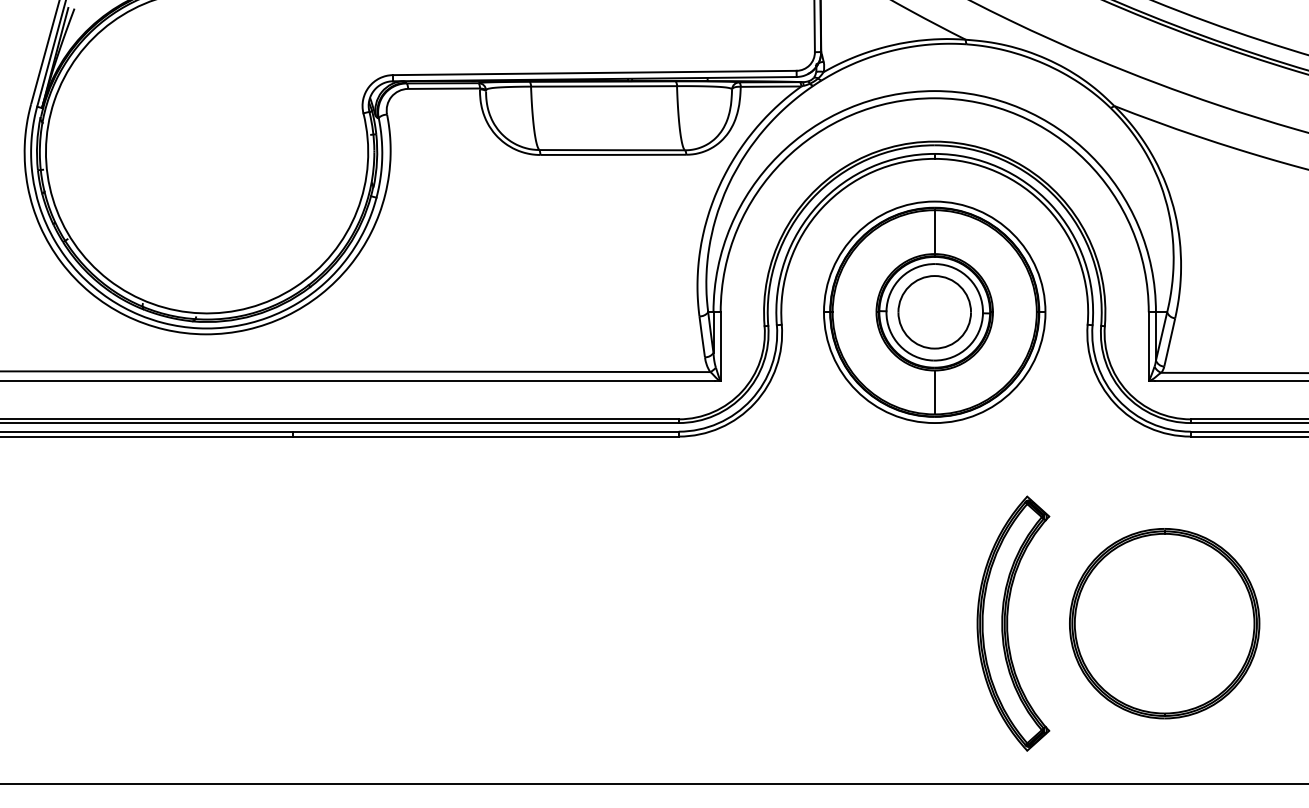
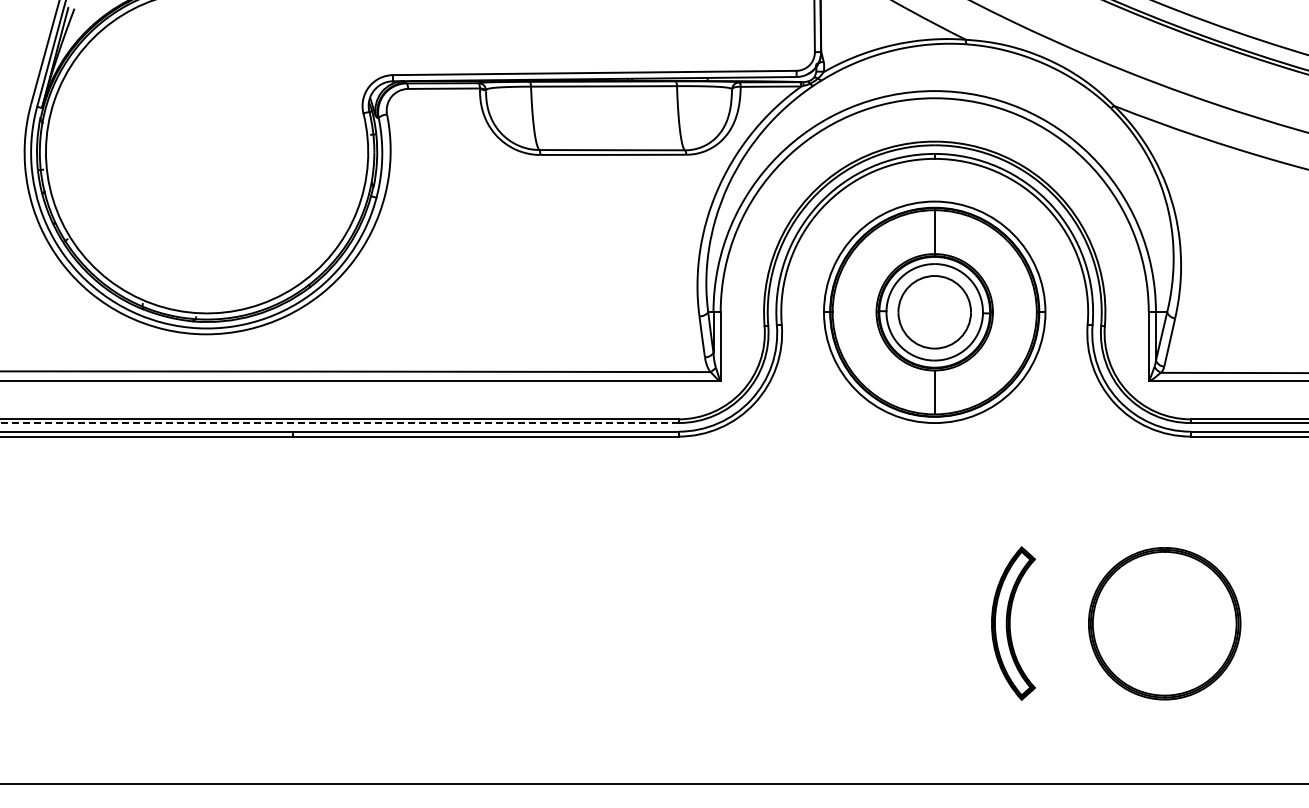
line: solid -> dashed (338, 423)
part size: 75x257 px -> 45x155 px (1013, 623)
part size: 192x192 px -> 154x154 px (1164, 623)
